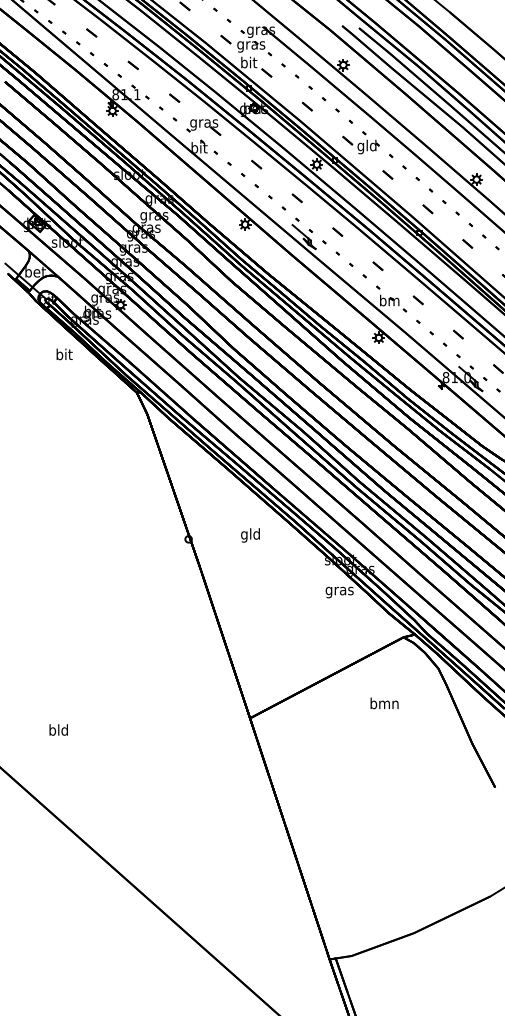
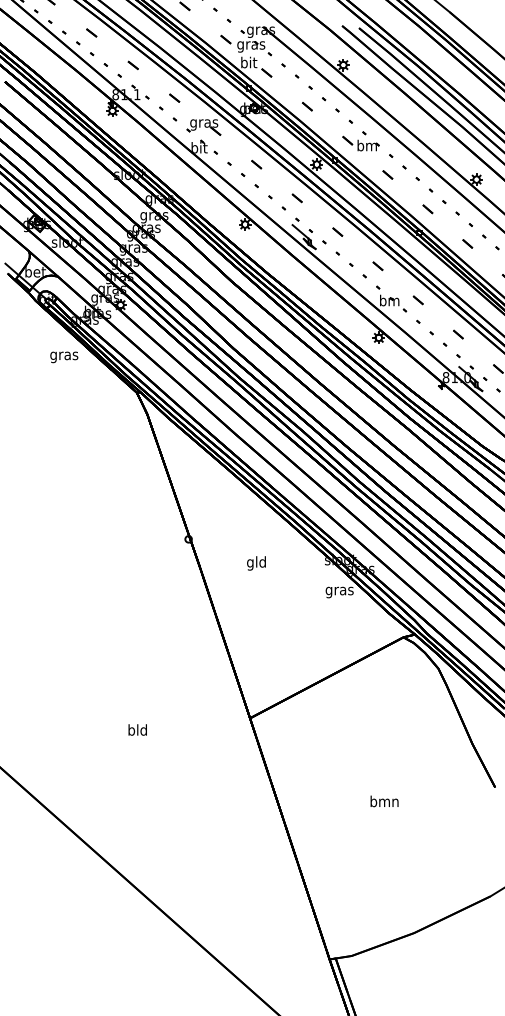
text: gld -> bm (366, 146)
text: bit -> gras (64, 355)
text position: (250, 535) -> (256, 563) (256, 563)
text position: (384, 703) -> (384, 801) (384, 801)
text position: (58, 729) -> (137, 729) (137, 729)
